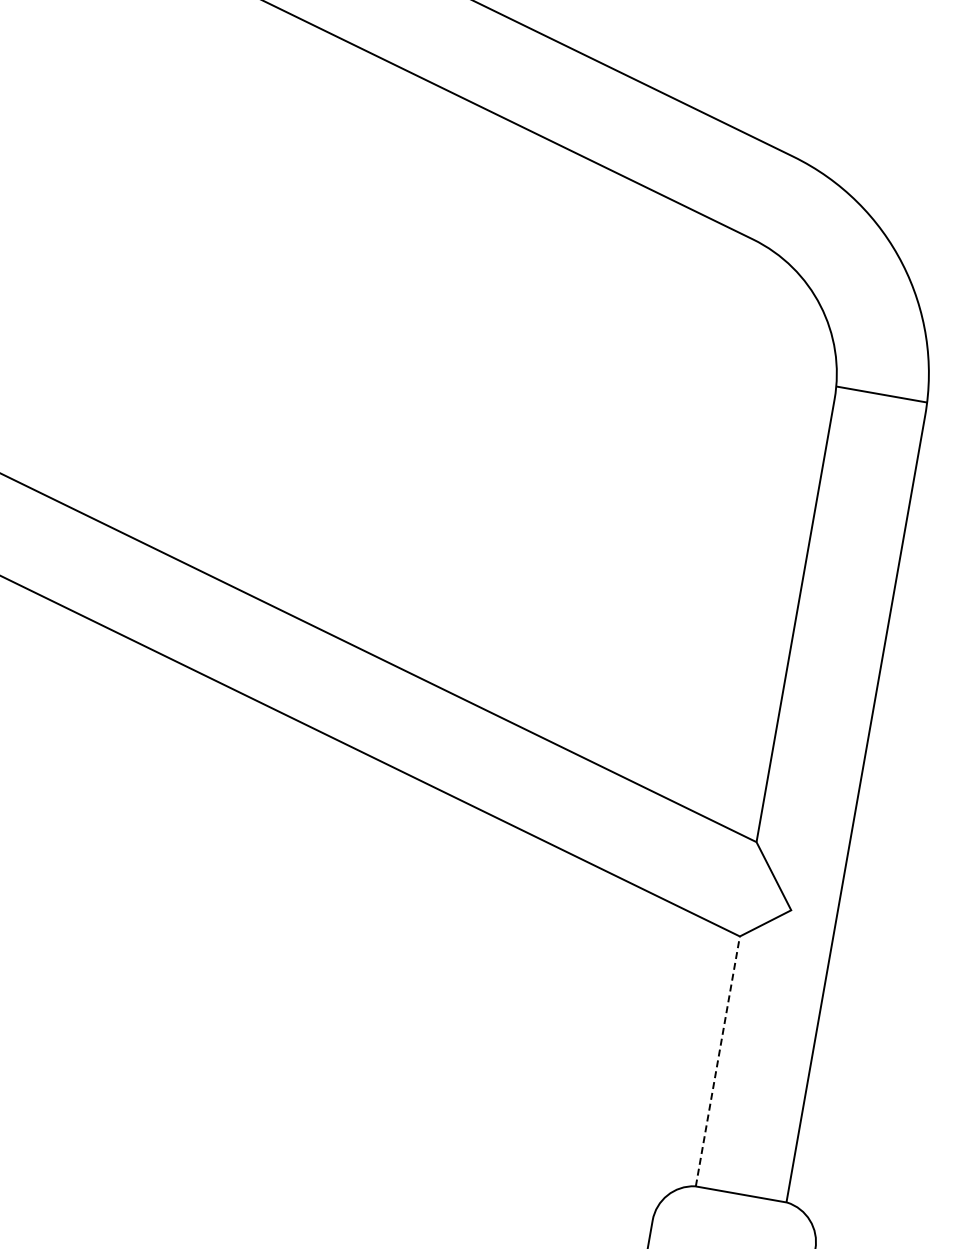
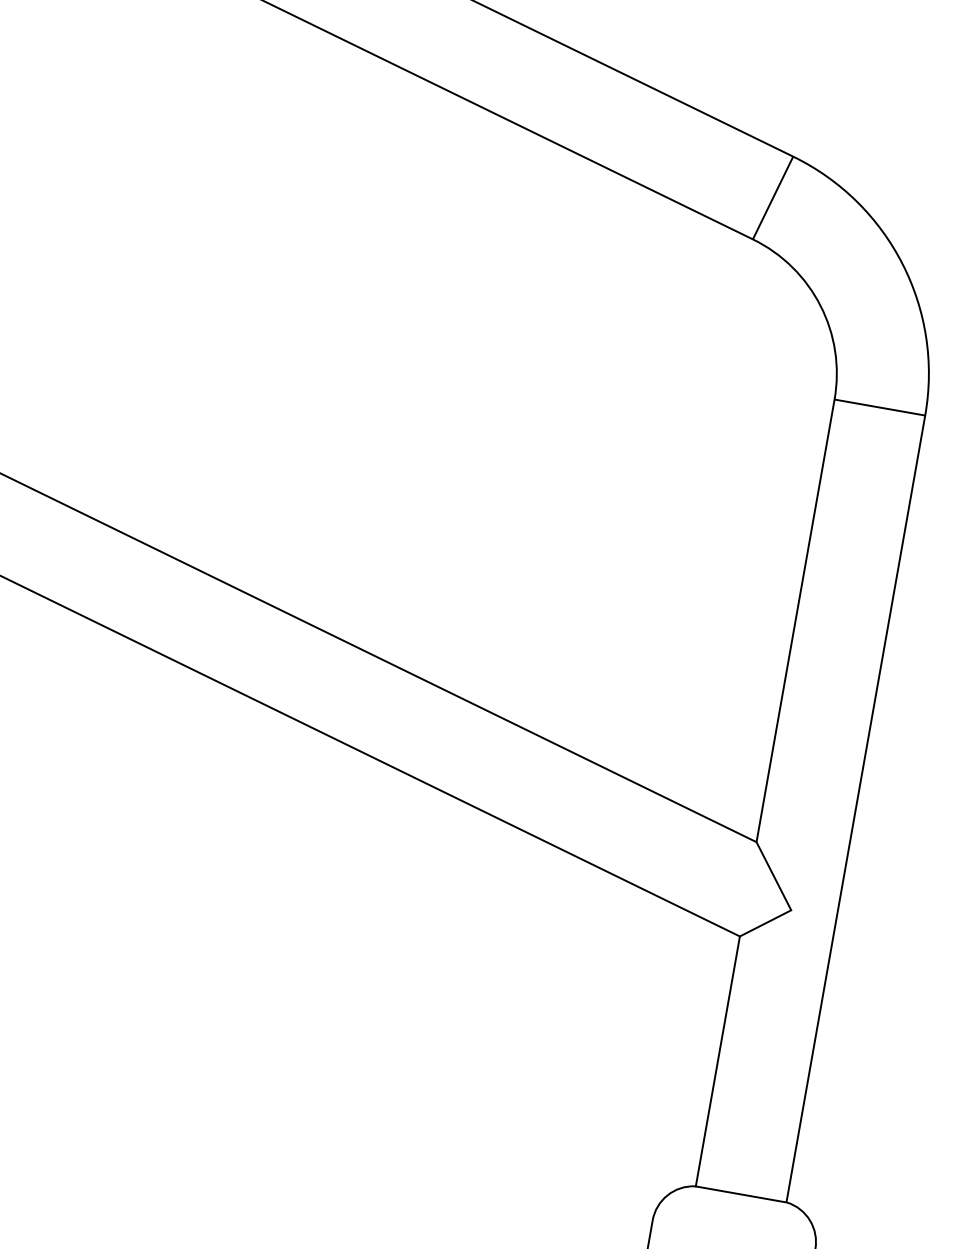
line: none -> present (772, 197)
line position: (881, 394) -> (879, 407) (879, 407)
line: dashed -> solid (717, 1061)
